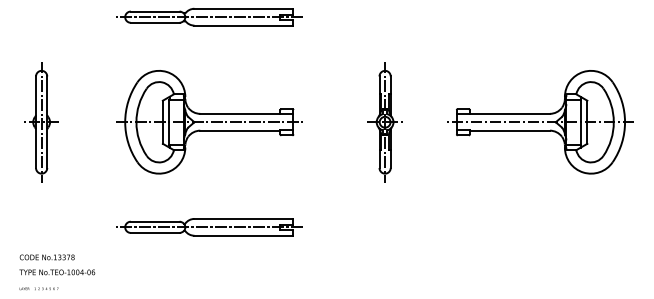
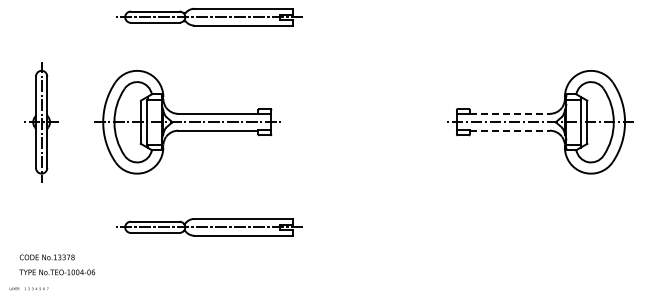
line: solid -> dashed (510, 113)
part position: (209, 122) -> (187, 122) (187, 122)
part: present -> none (384, 122)
line: solid -> dashed (510, 130)
text position: (38, 288) -> (28, 288) (28, 288)
